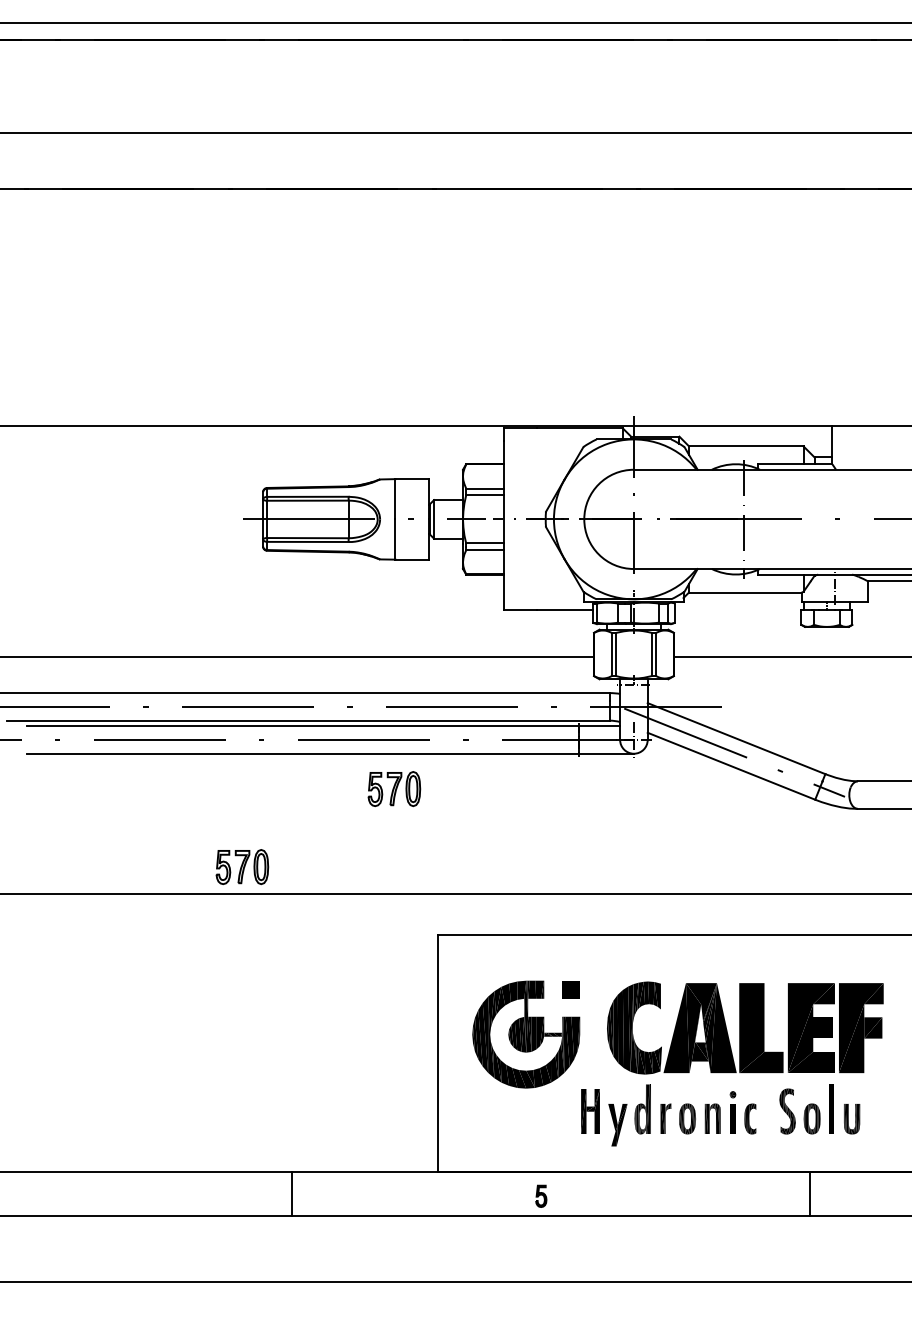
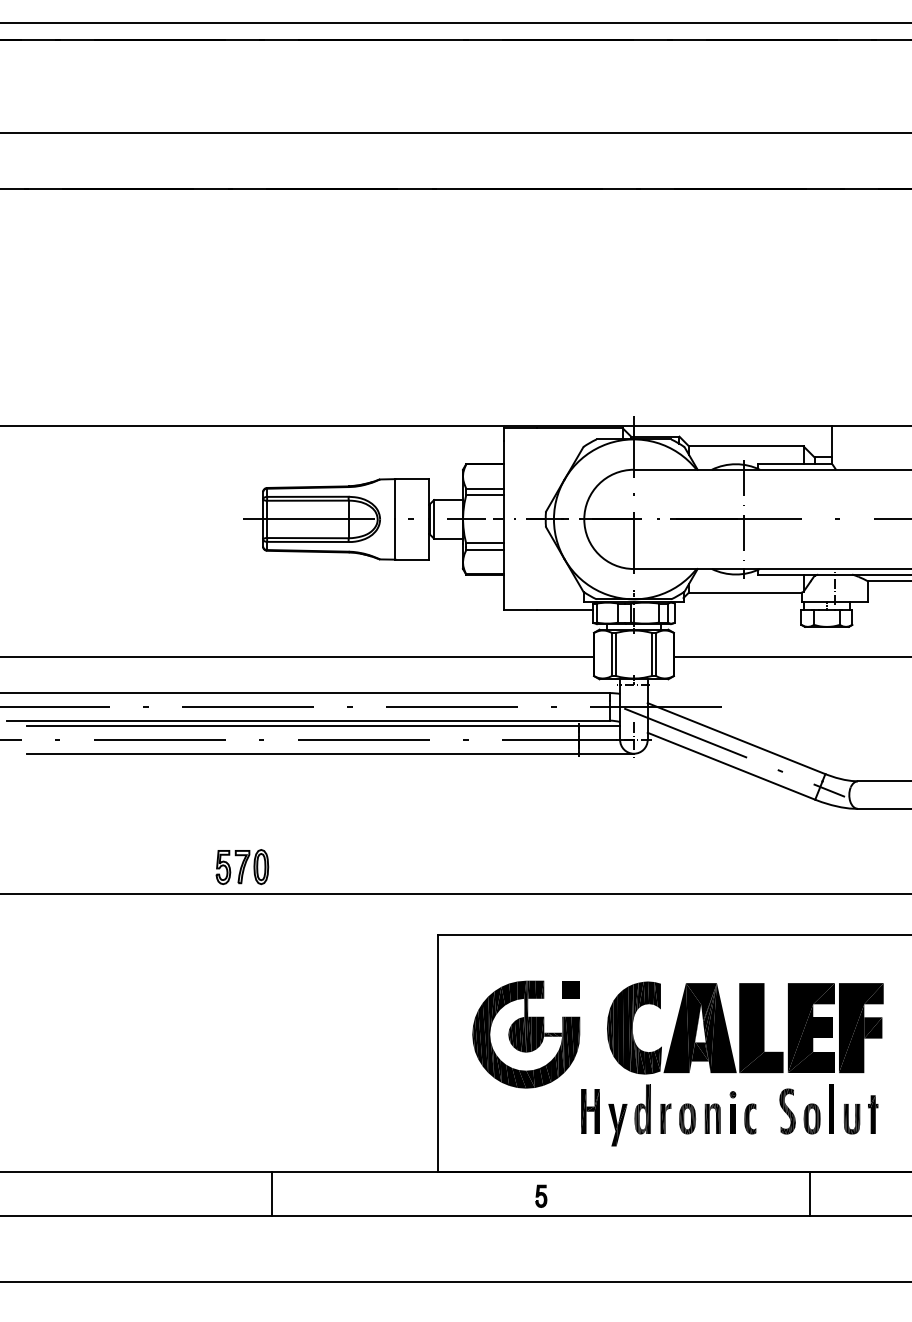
part: present -> none (394, 789)
part: none -> present (873, 1114)
line position: (292, 1194) -> (272, 1194) (272, 1194)
